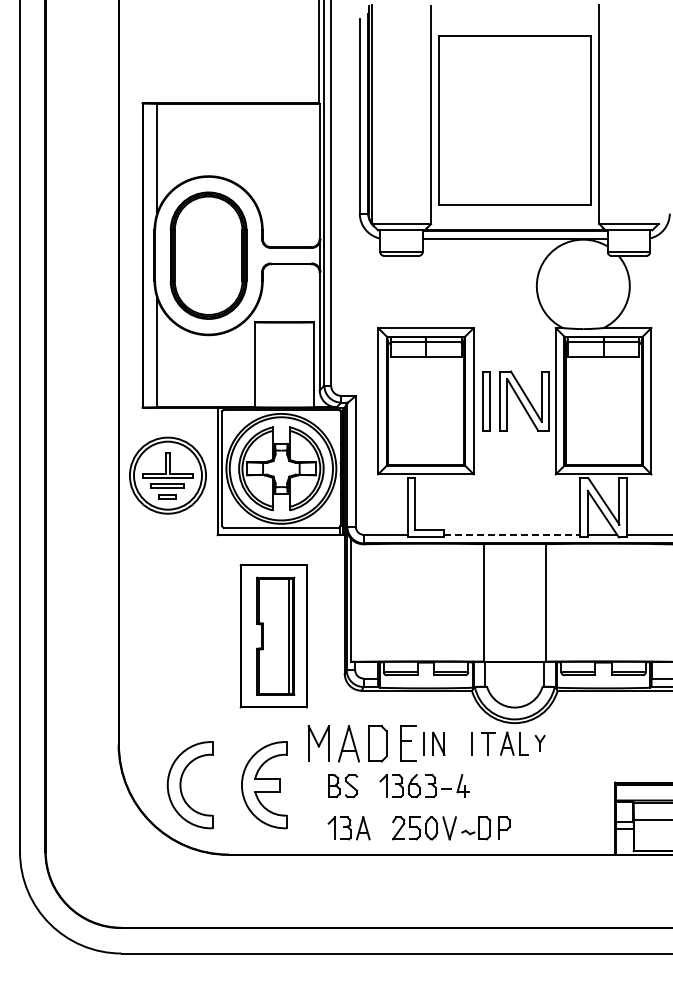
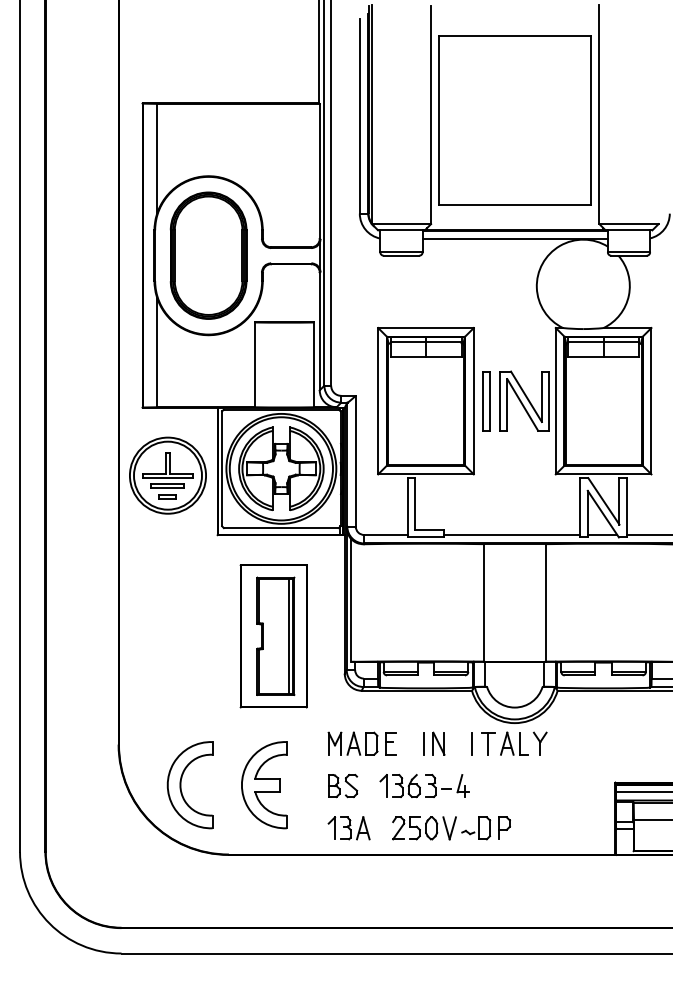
line: dashed -> solid (512, 534)
part size: 12x18 px -> 16x25 px (539, 743)
part size: 110x38 px -> 70x25 px (361, 743)
line: none -> present (642, 792)
